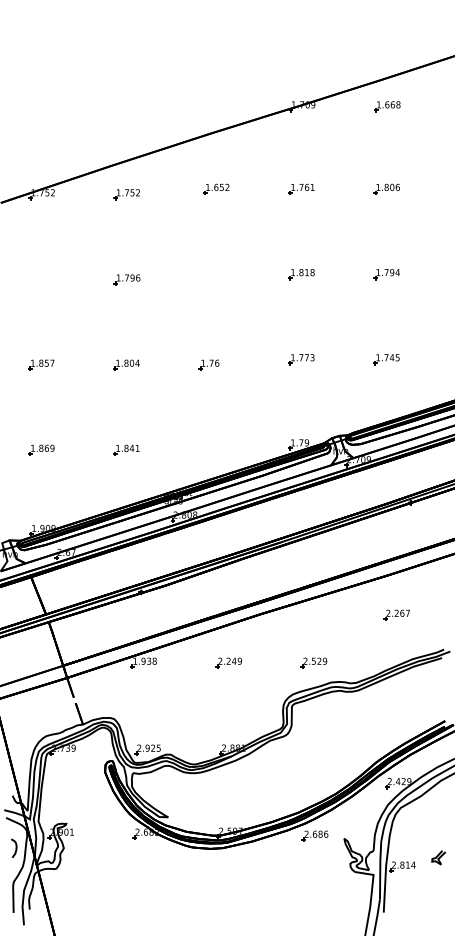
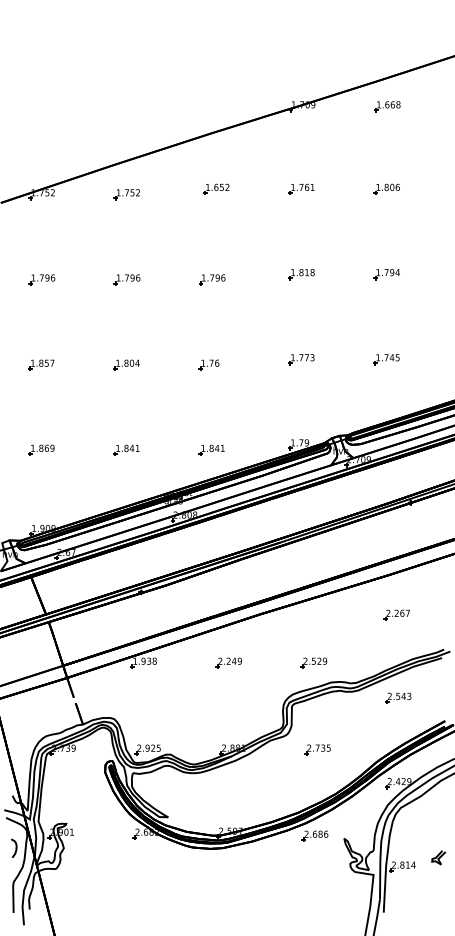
part: none -> present (41, 279)
part: none -> present (212, 279)
part: none -> present (211, 449)
part: none -> present (398, 697)
part: none -> present (317, 749)
